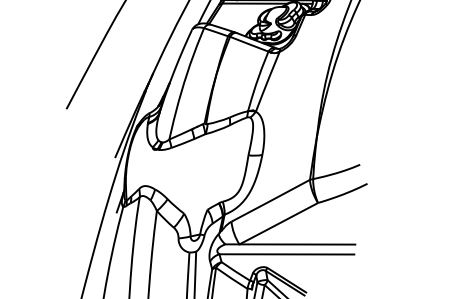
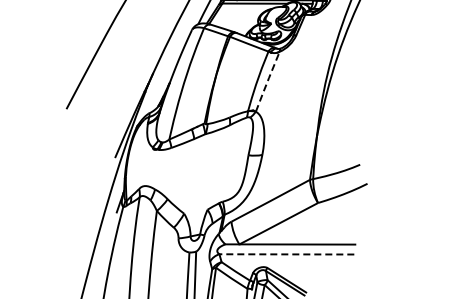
line: solid -> dashed (267, 81)
line: solid -> dashed (286, 254)
